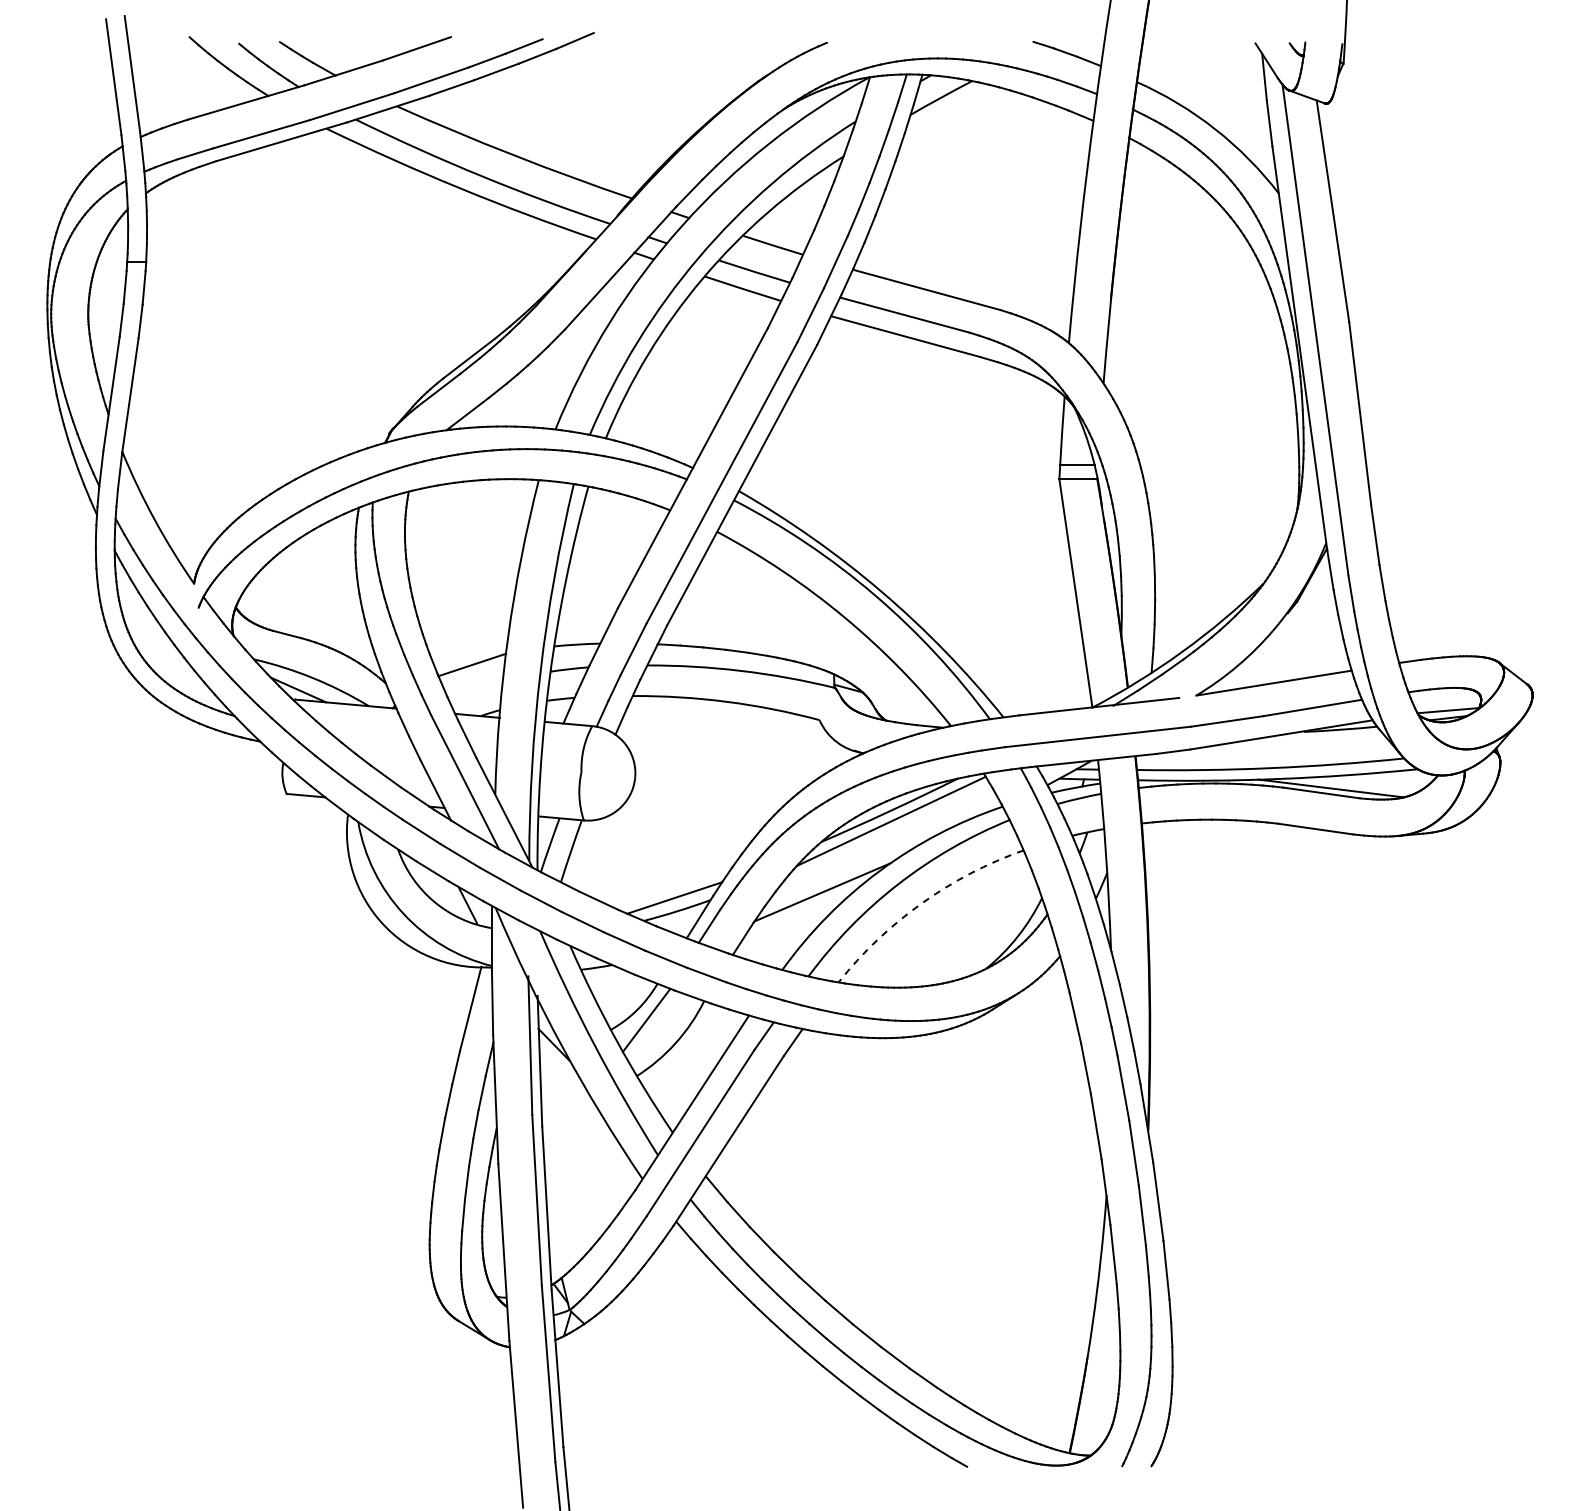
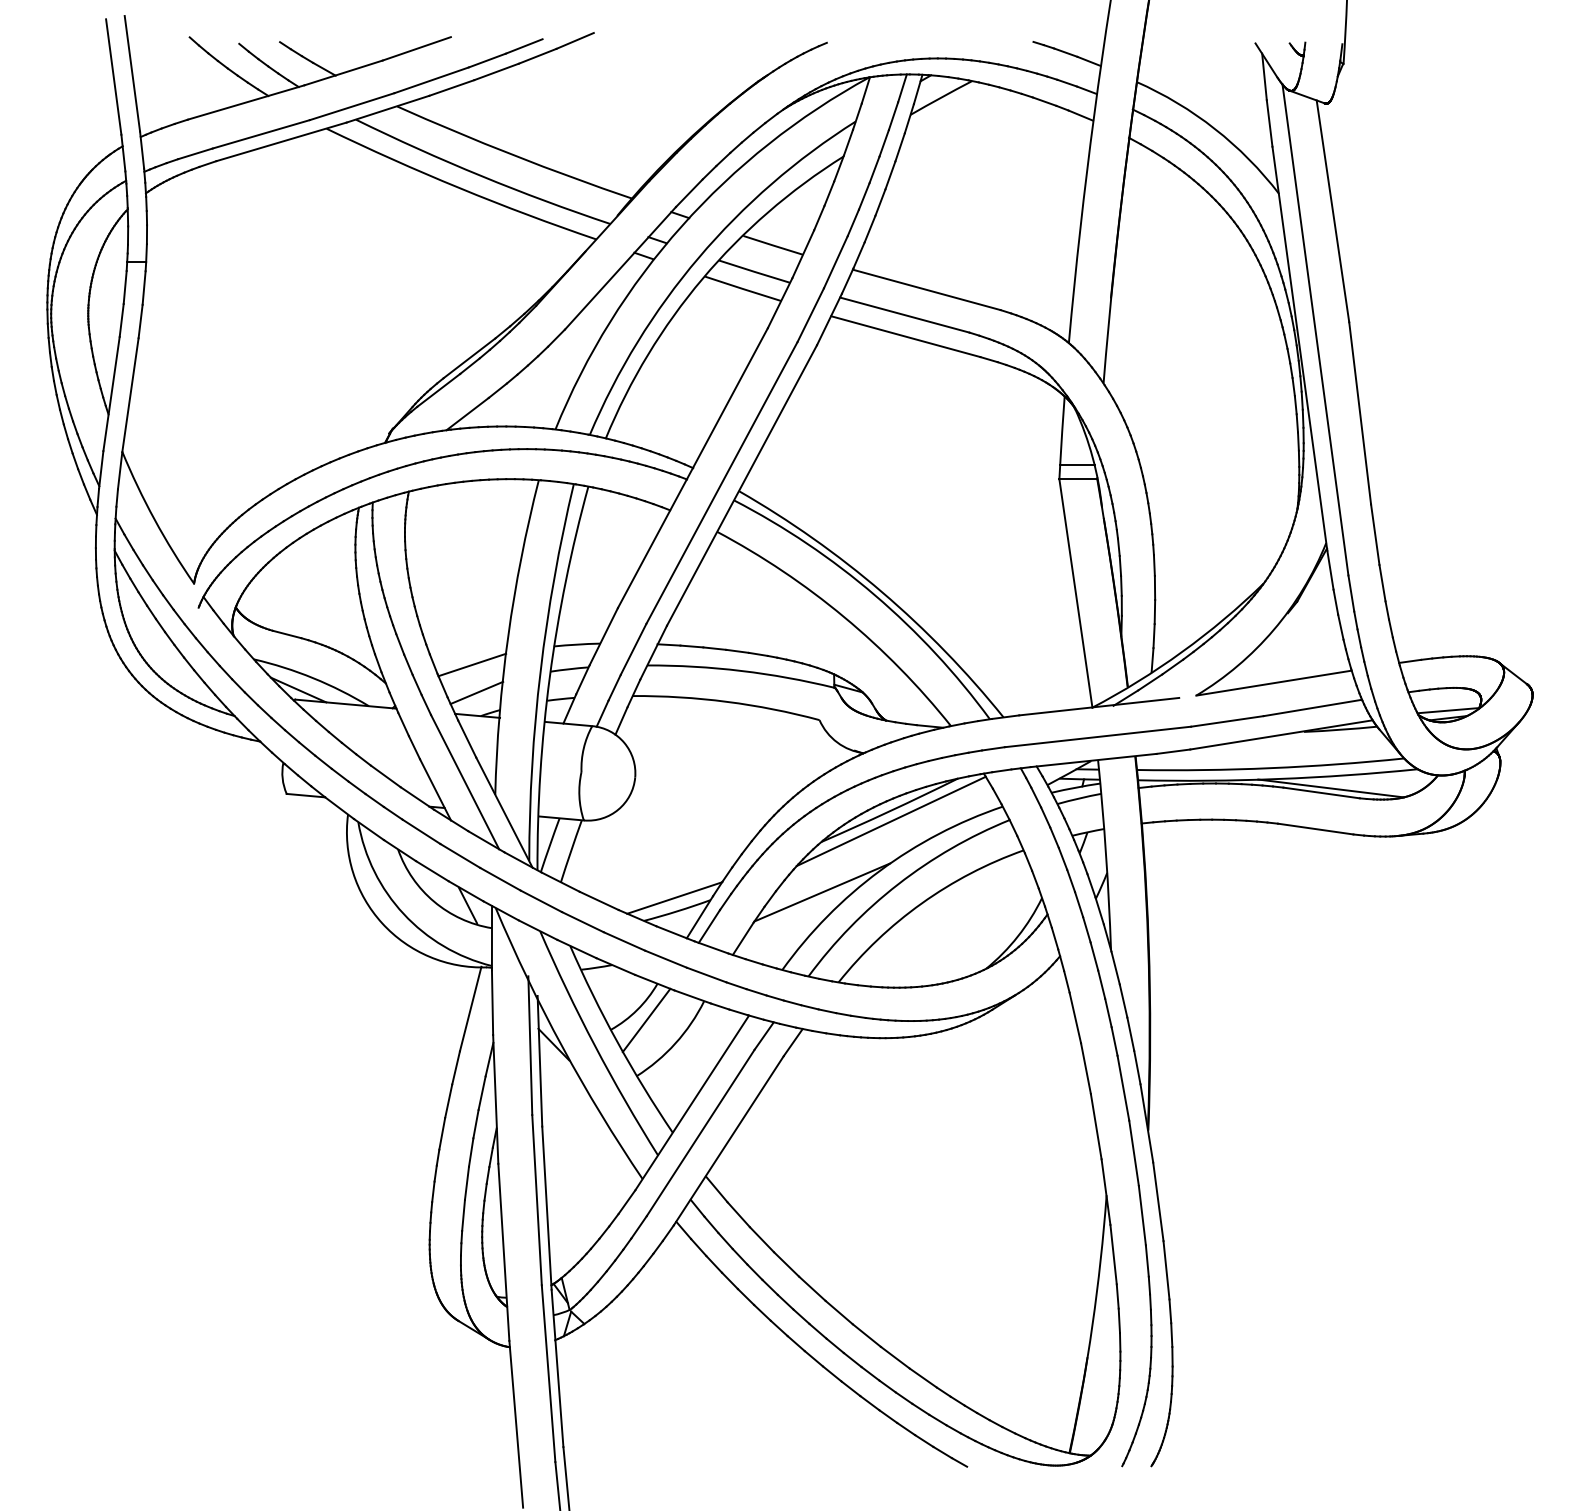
line: none -> present (476, 692)
arc: dashed -> solid (921, 903)
